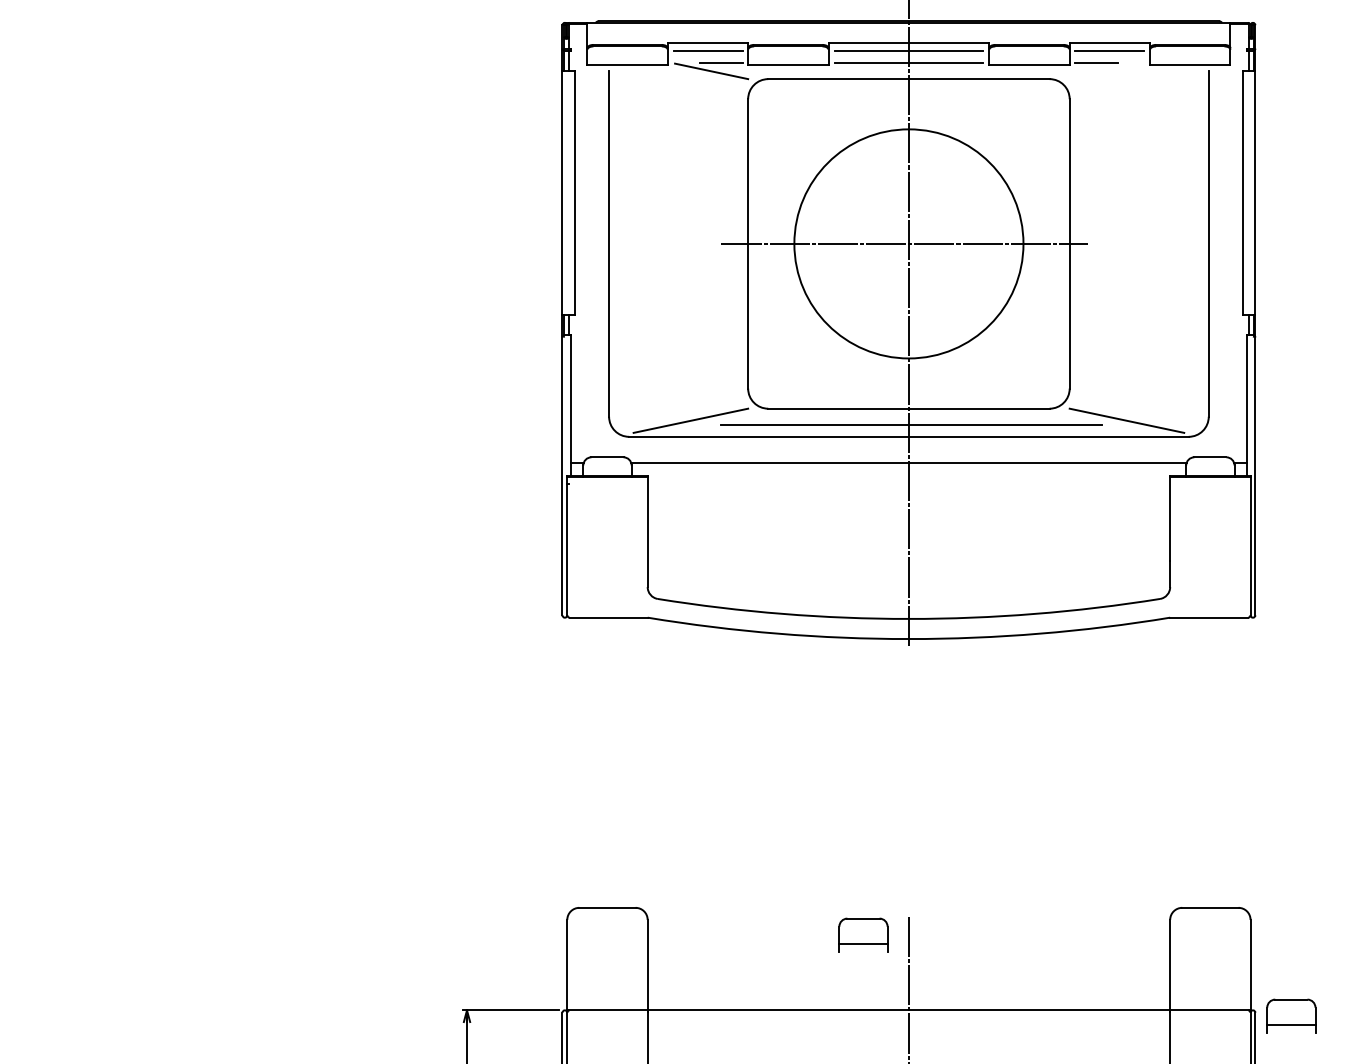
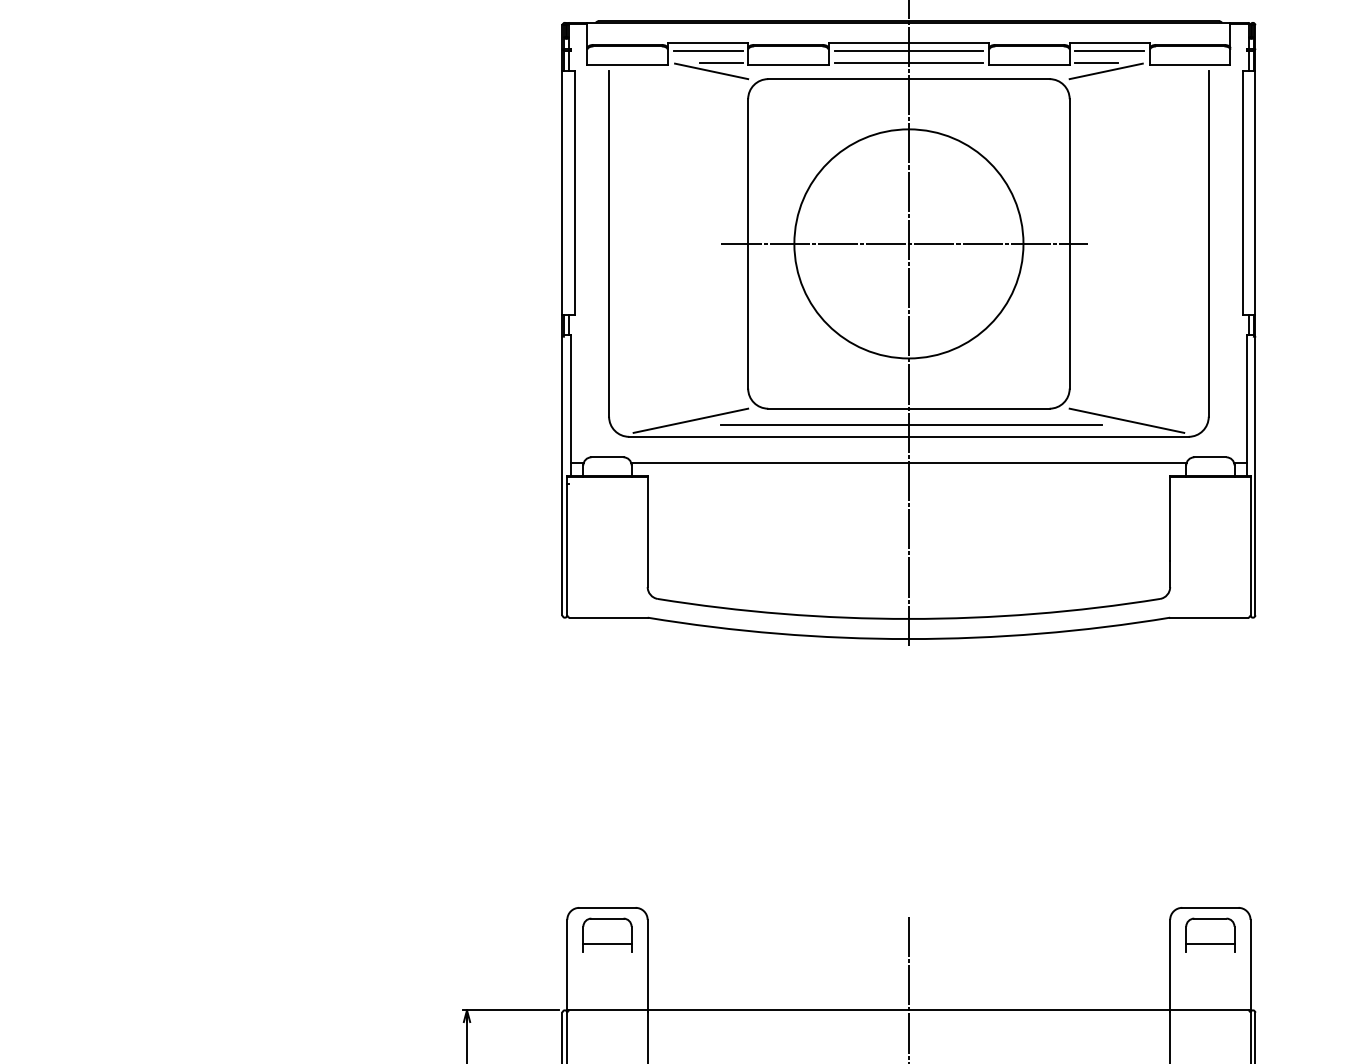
line: none -> present (1105, 71)
part position: (863, 934) -> (607, 934) (607, 934)
part position: (1291, 1015) -> (1210, 934) (1210, 934)
